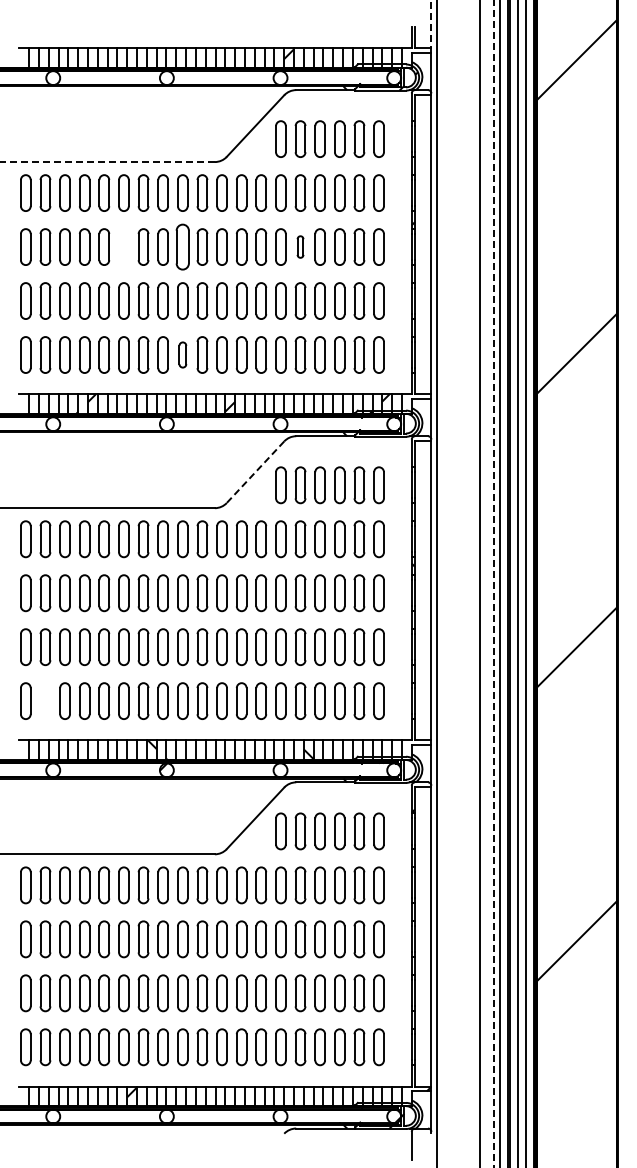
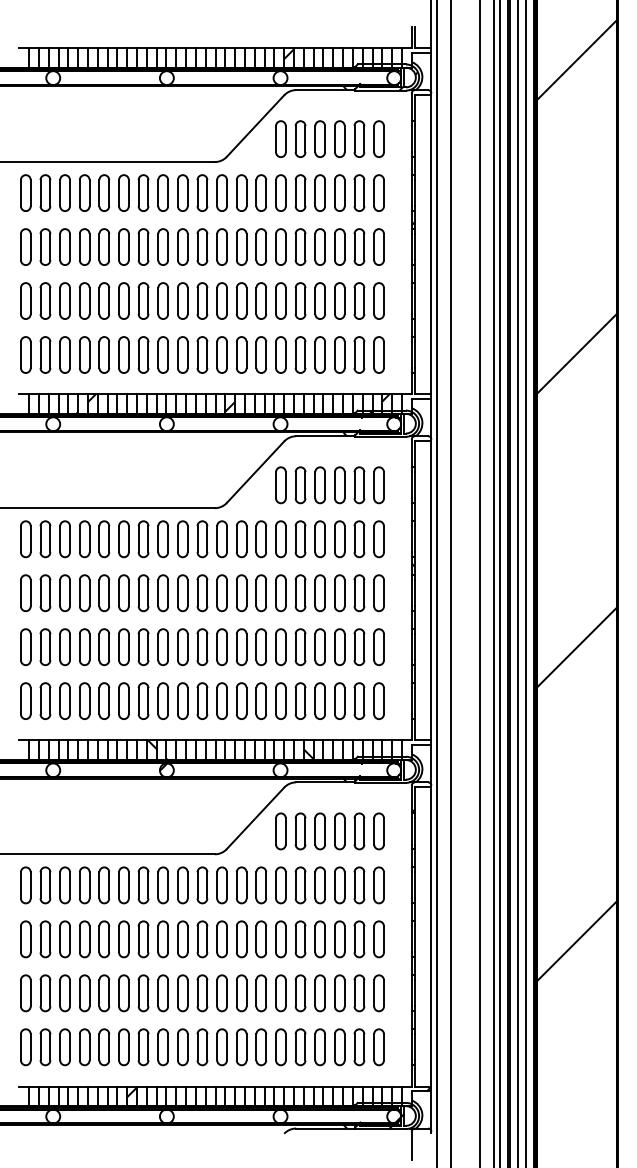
line: dashed -> solid (431, 24)
line: dashed -> solid (107, 162)
part: none -> present (123, 246)
part size: 15x48 px -> 12x38 px (182, 246)
part size: 9x24 px -> 13x38 px (300, 246)
part size: 10x28 px -> 12x38 px (182, 354)
line: dashed -> solid (255, 472)
line: none -> present (450, 583)
line: dashed -> solid (494, 584)
part: none -> present (45, 700)
